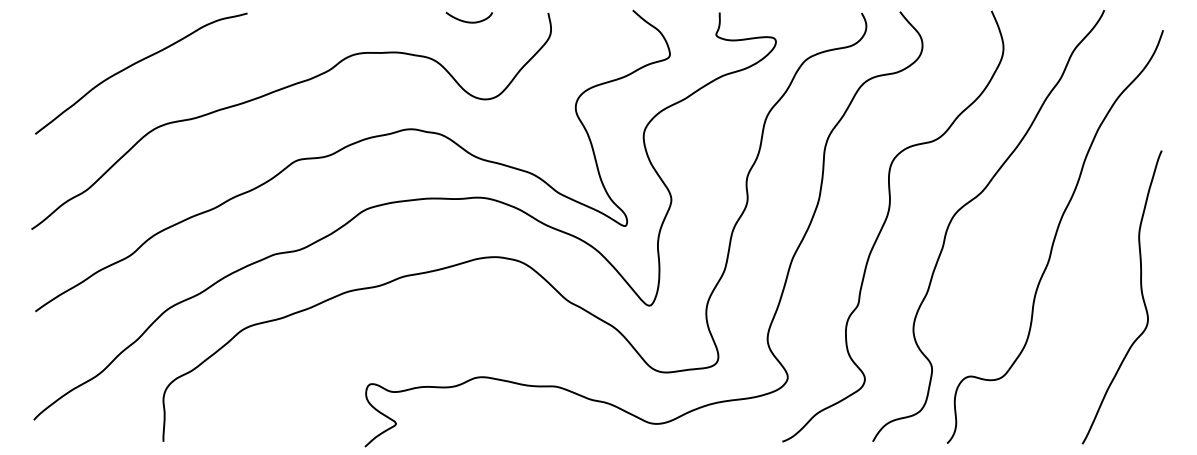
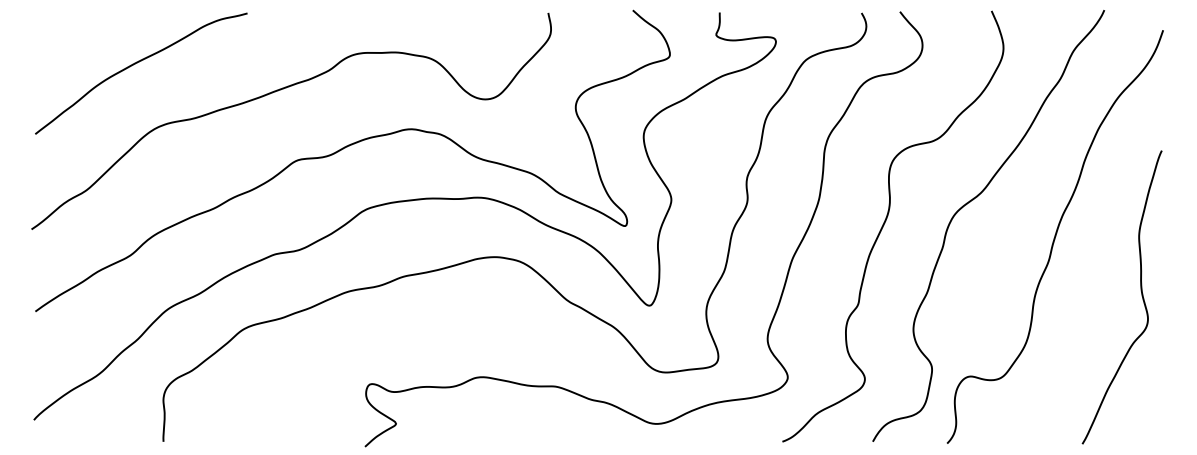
curve: present -> none (468, 21)
